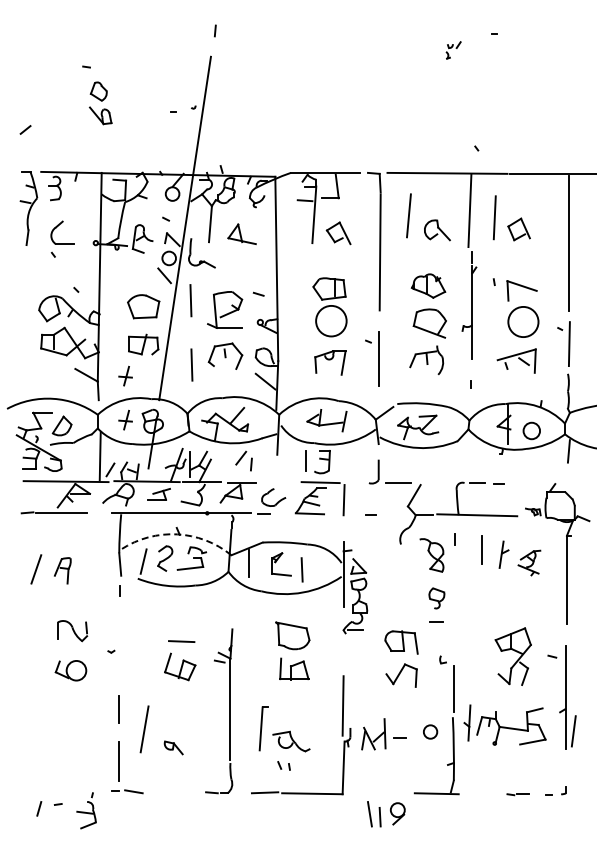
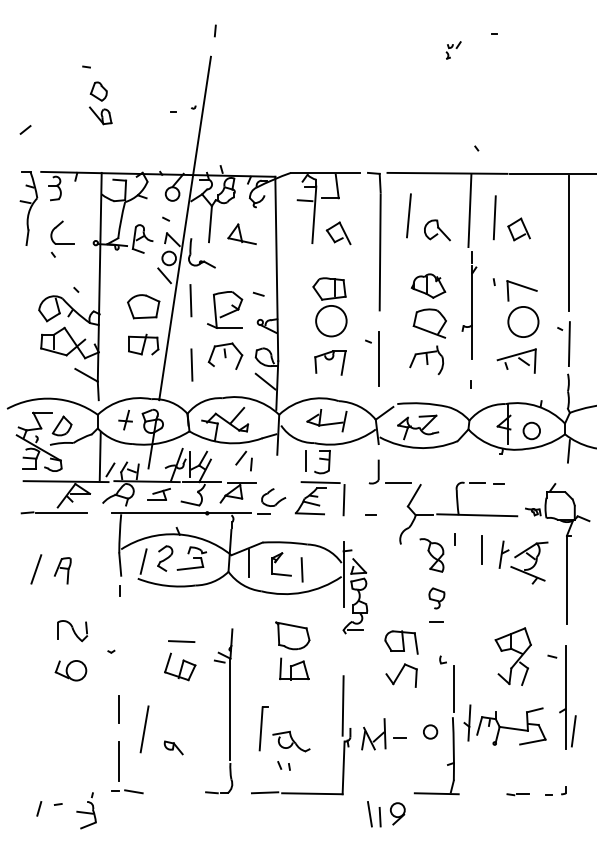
part: present -> none (125, 375)
arc: dashed -> solid (177, 534)
part size: 25x28 px -> 39x44 px (529, 562)
